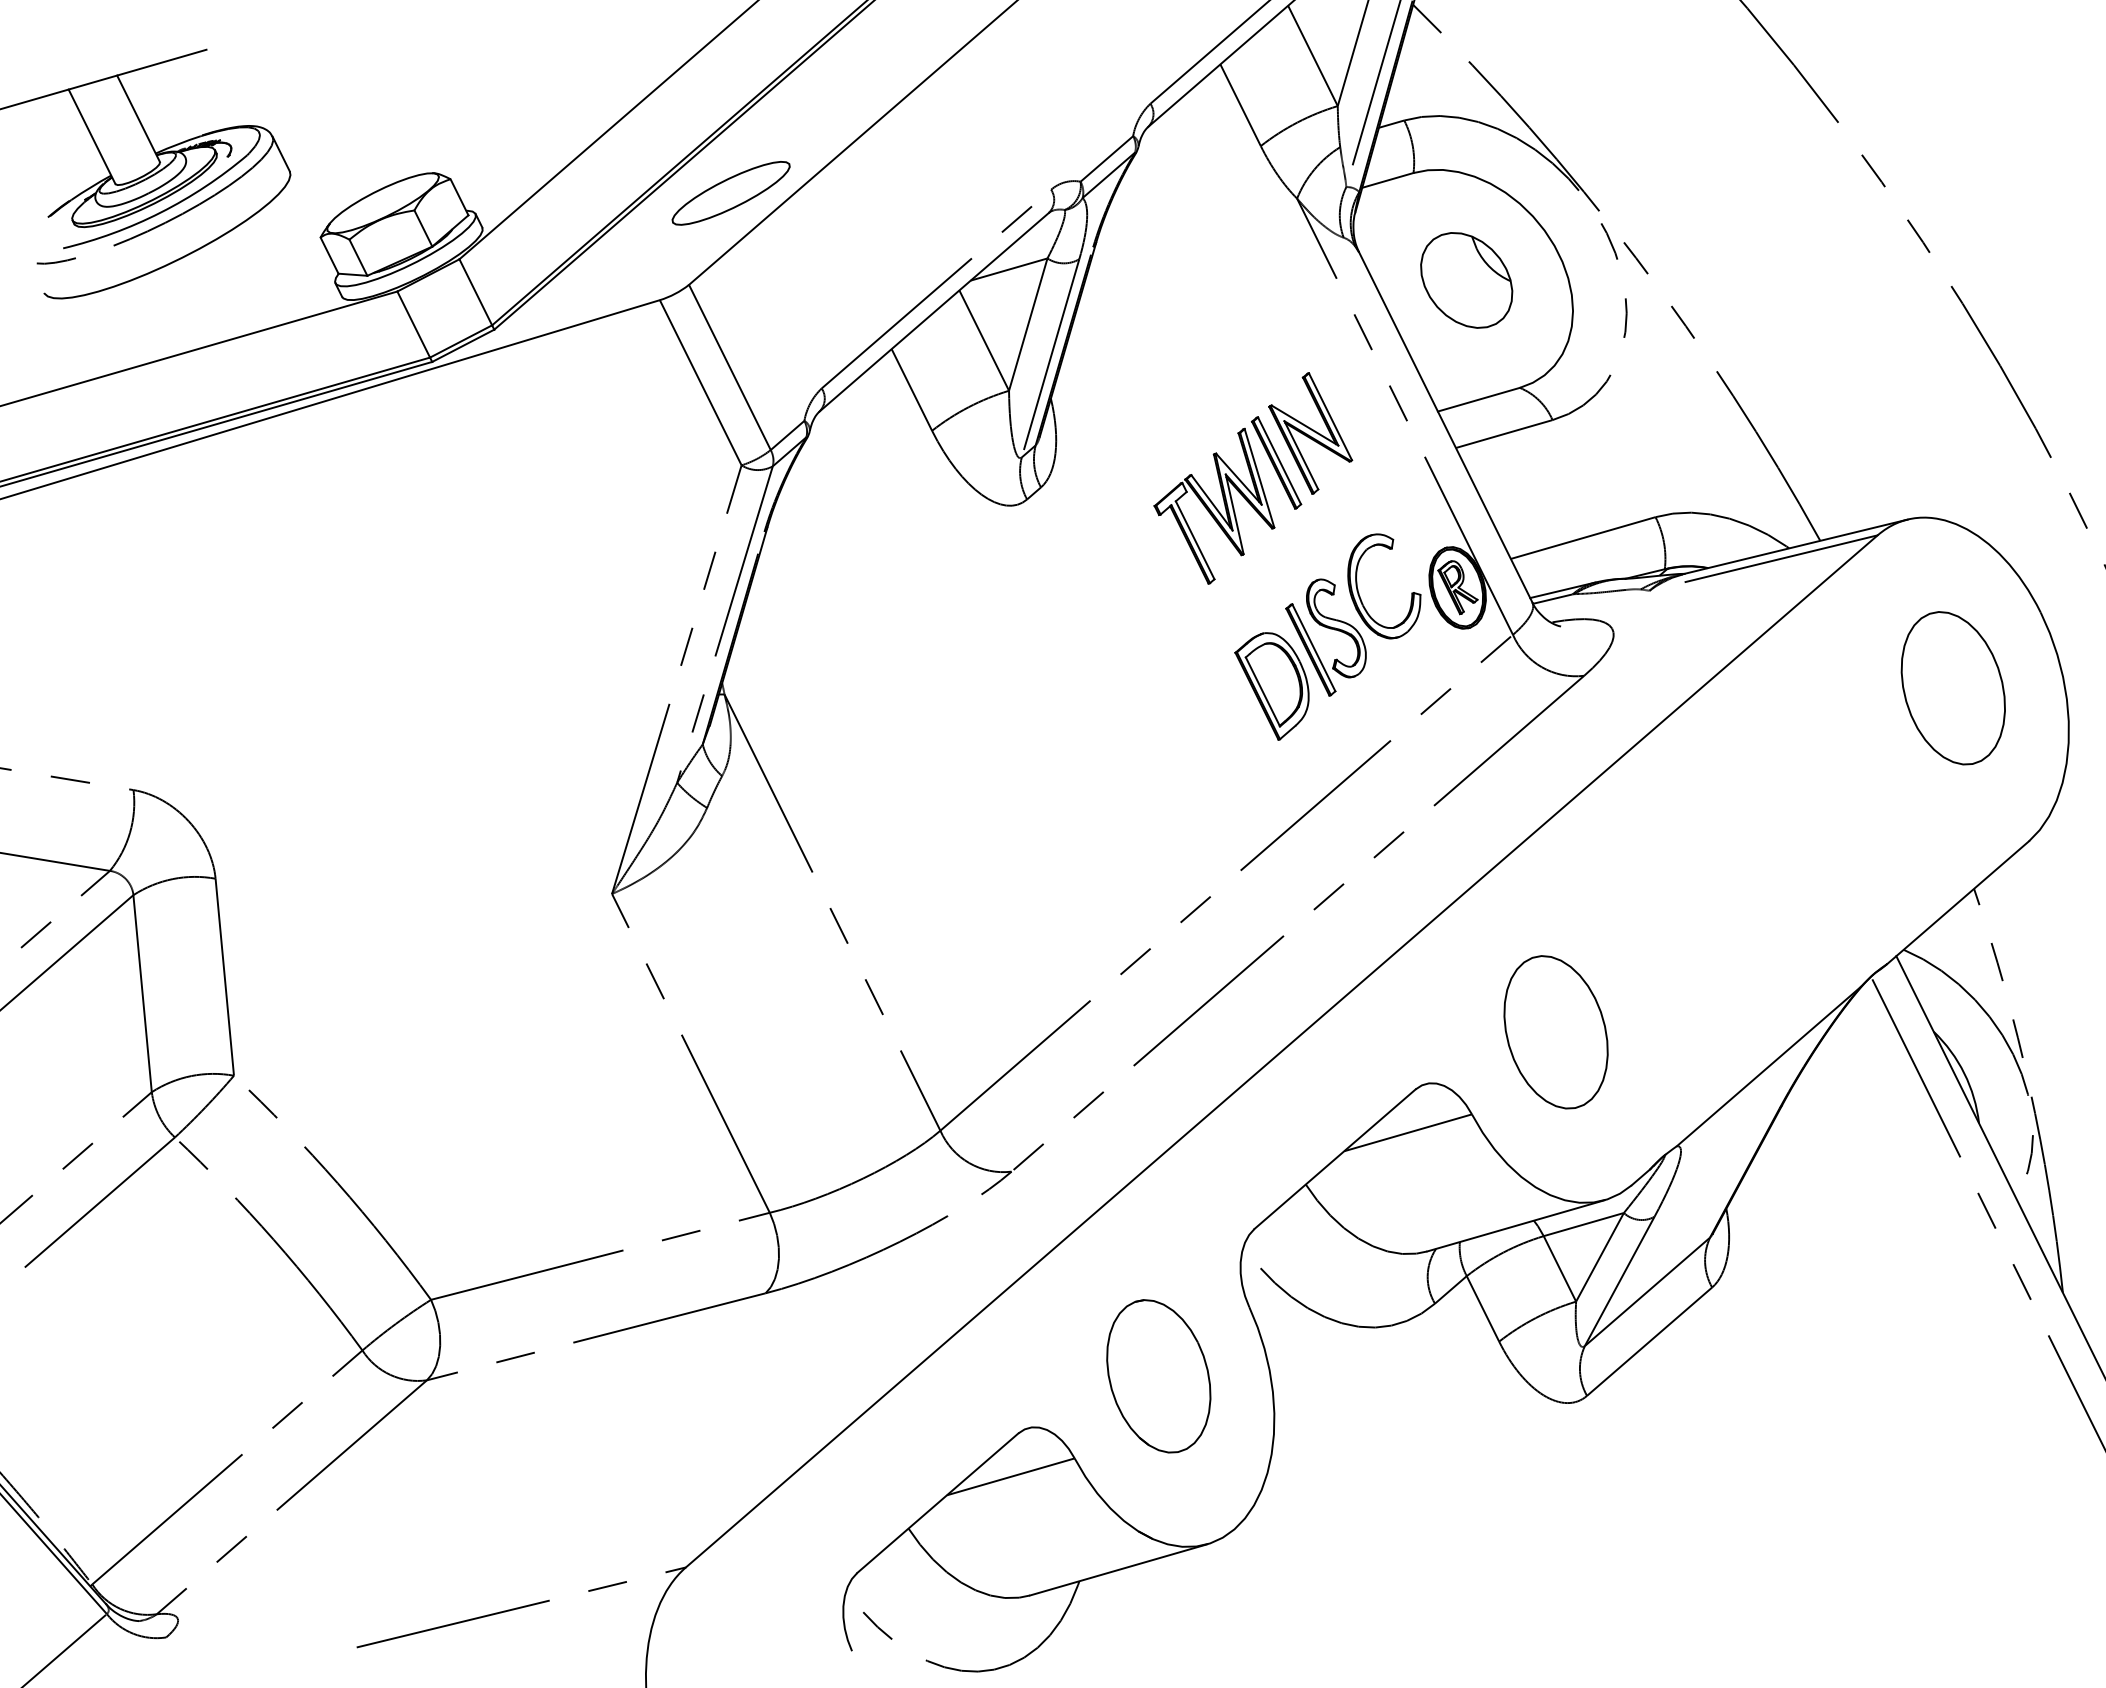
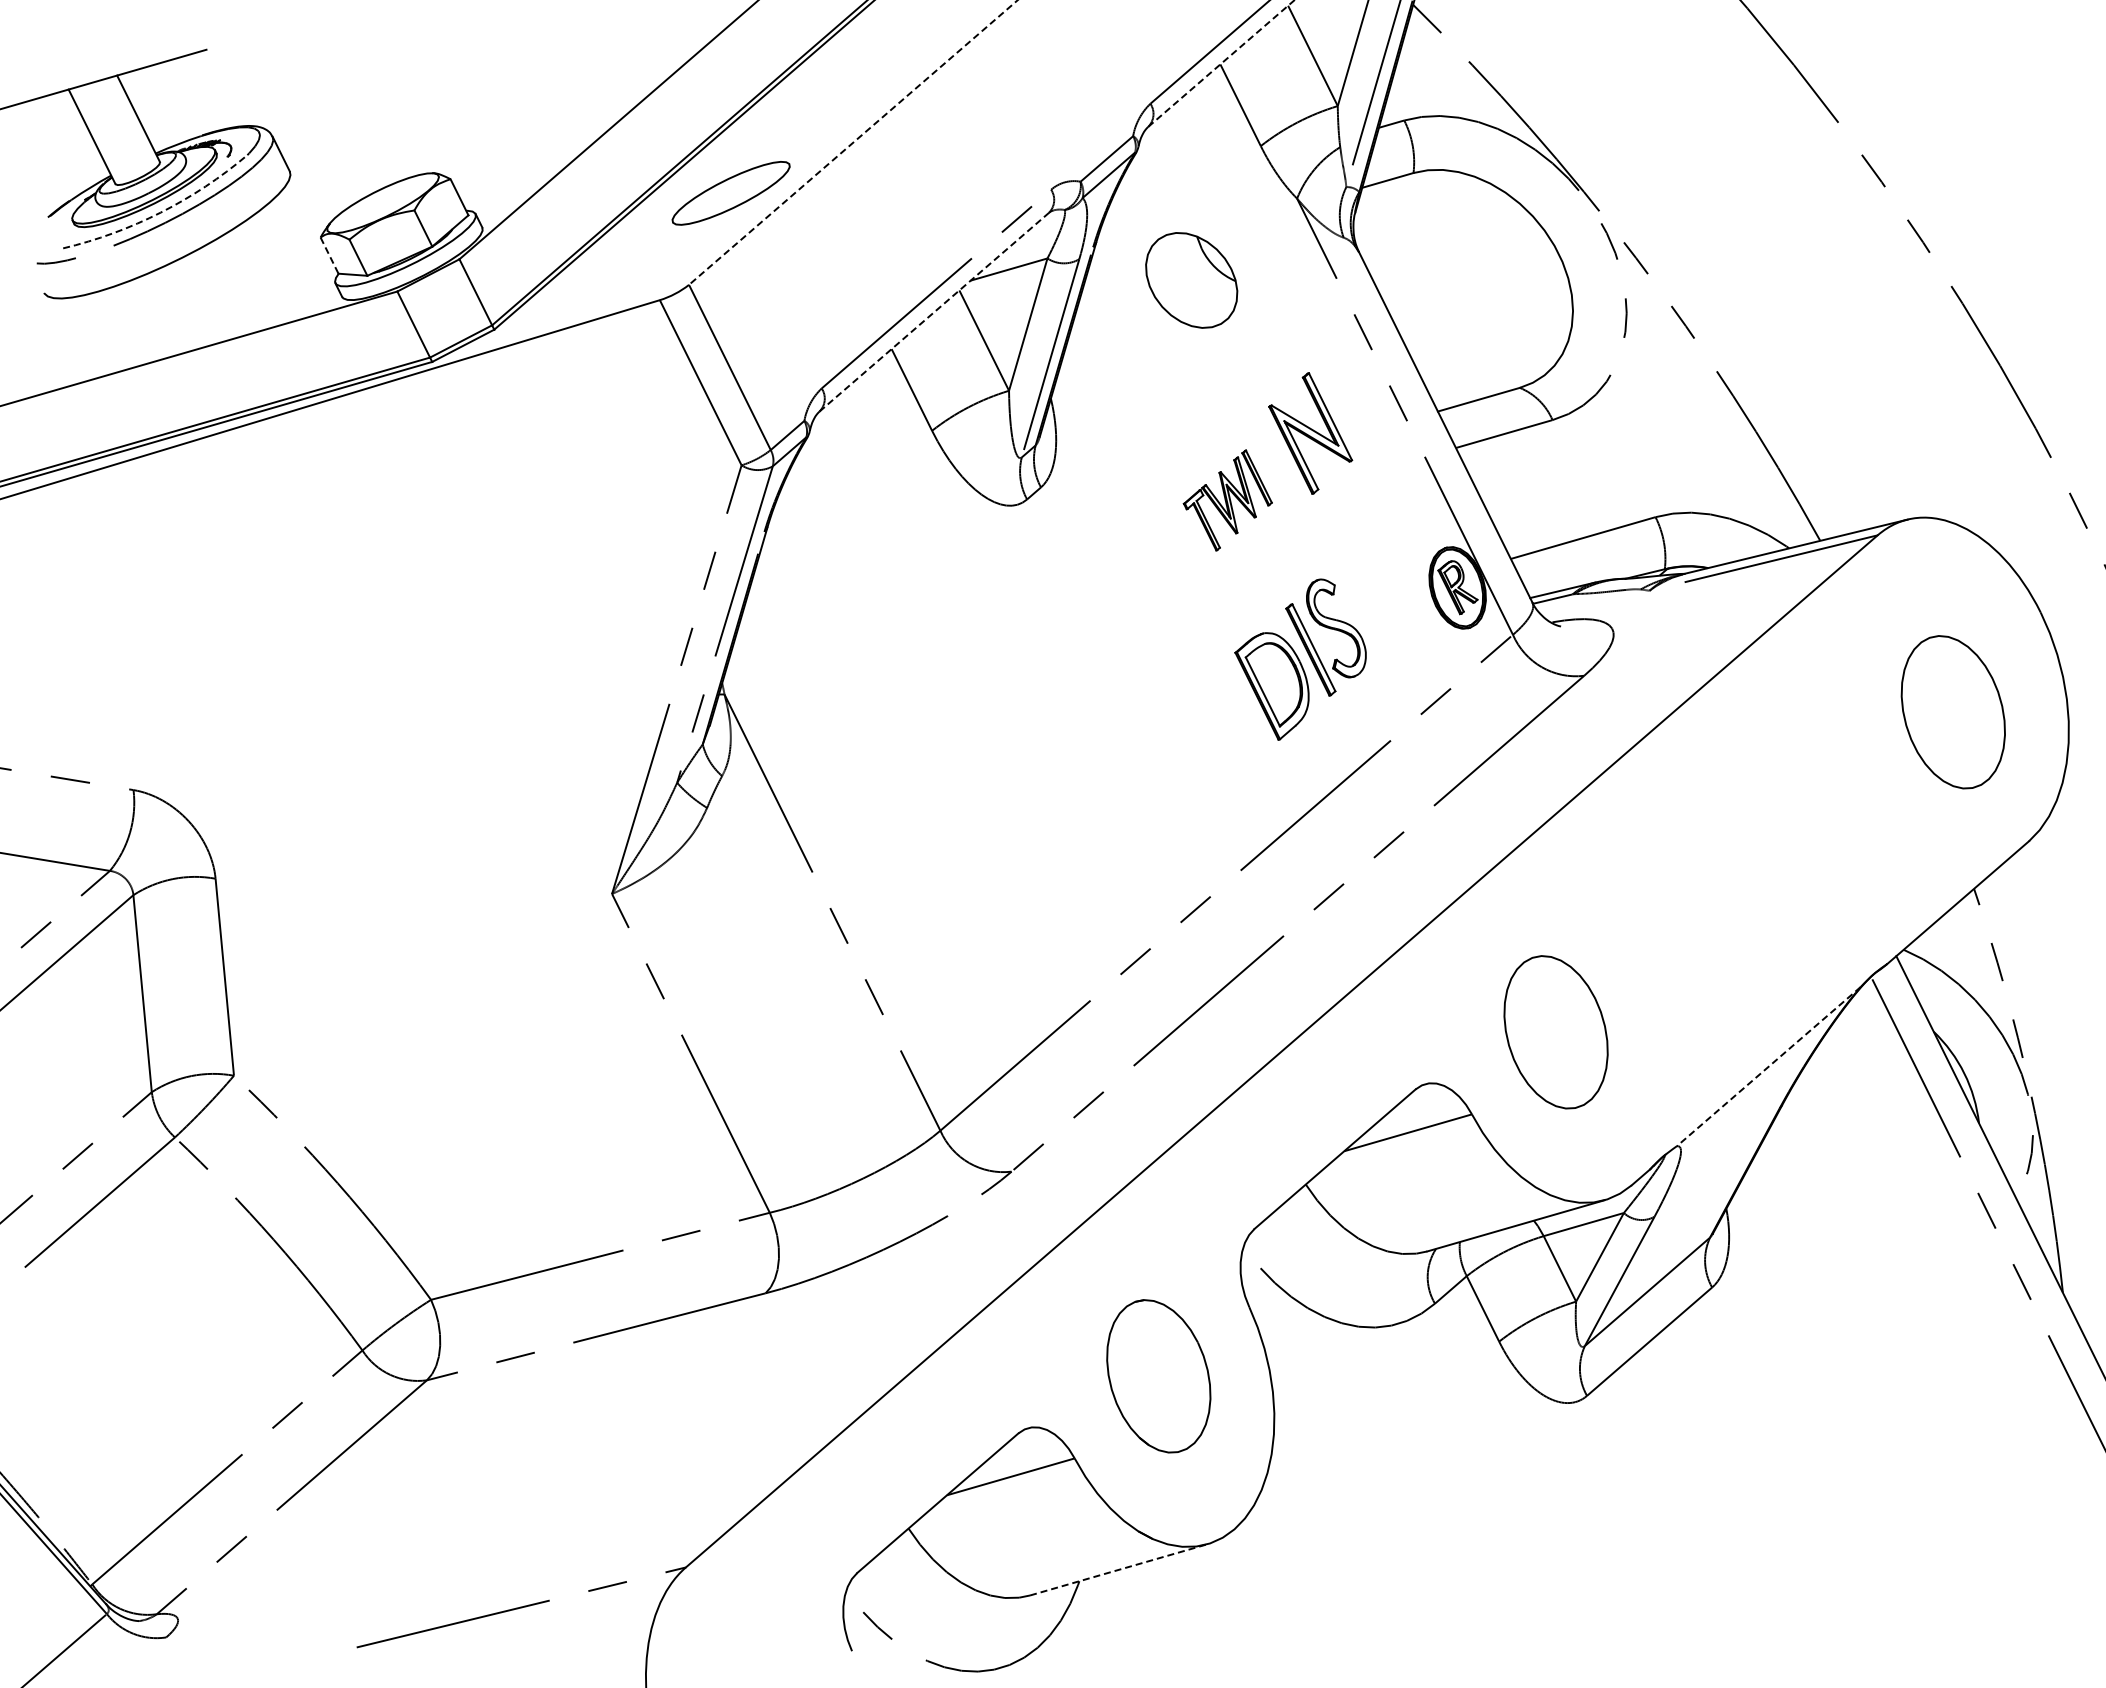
line: solid -> dashed (1221, 63)
line: solid -> dashed (852, 142)
arc: solid -> dashed (160, 212)
line: solid -> dashed (329, 256)
part position: (1466, 280) -> (1191, 280) (1191, 280)
line: solid -> dashed (934, 312)
part size: 150x169 px -> 91x103 px (1227, 500)
part: present -> none (1361, 598)
part position: (1952, 688) -> (1952, 712) (1952, 712)
line: solid -> dashed (1768, 1066)
line: solid -> dashed (1119, 1569)
